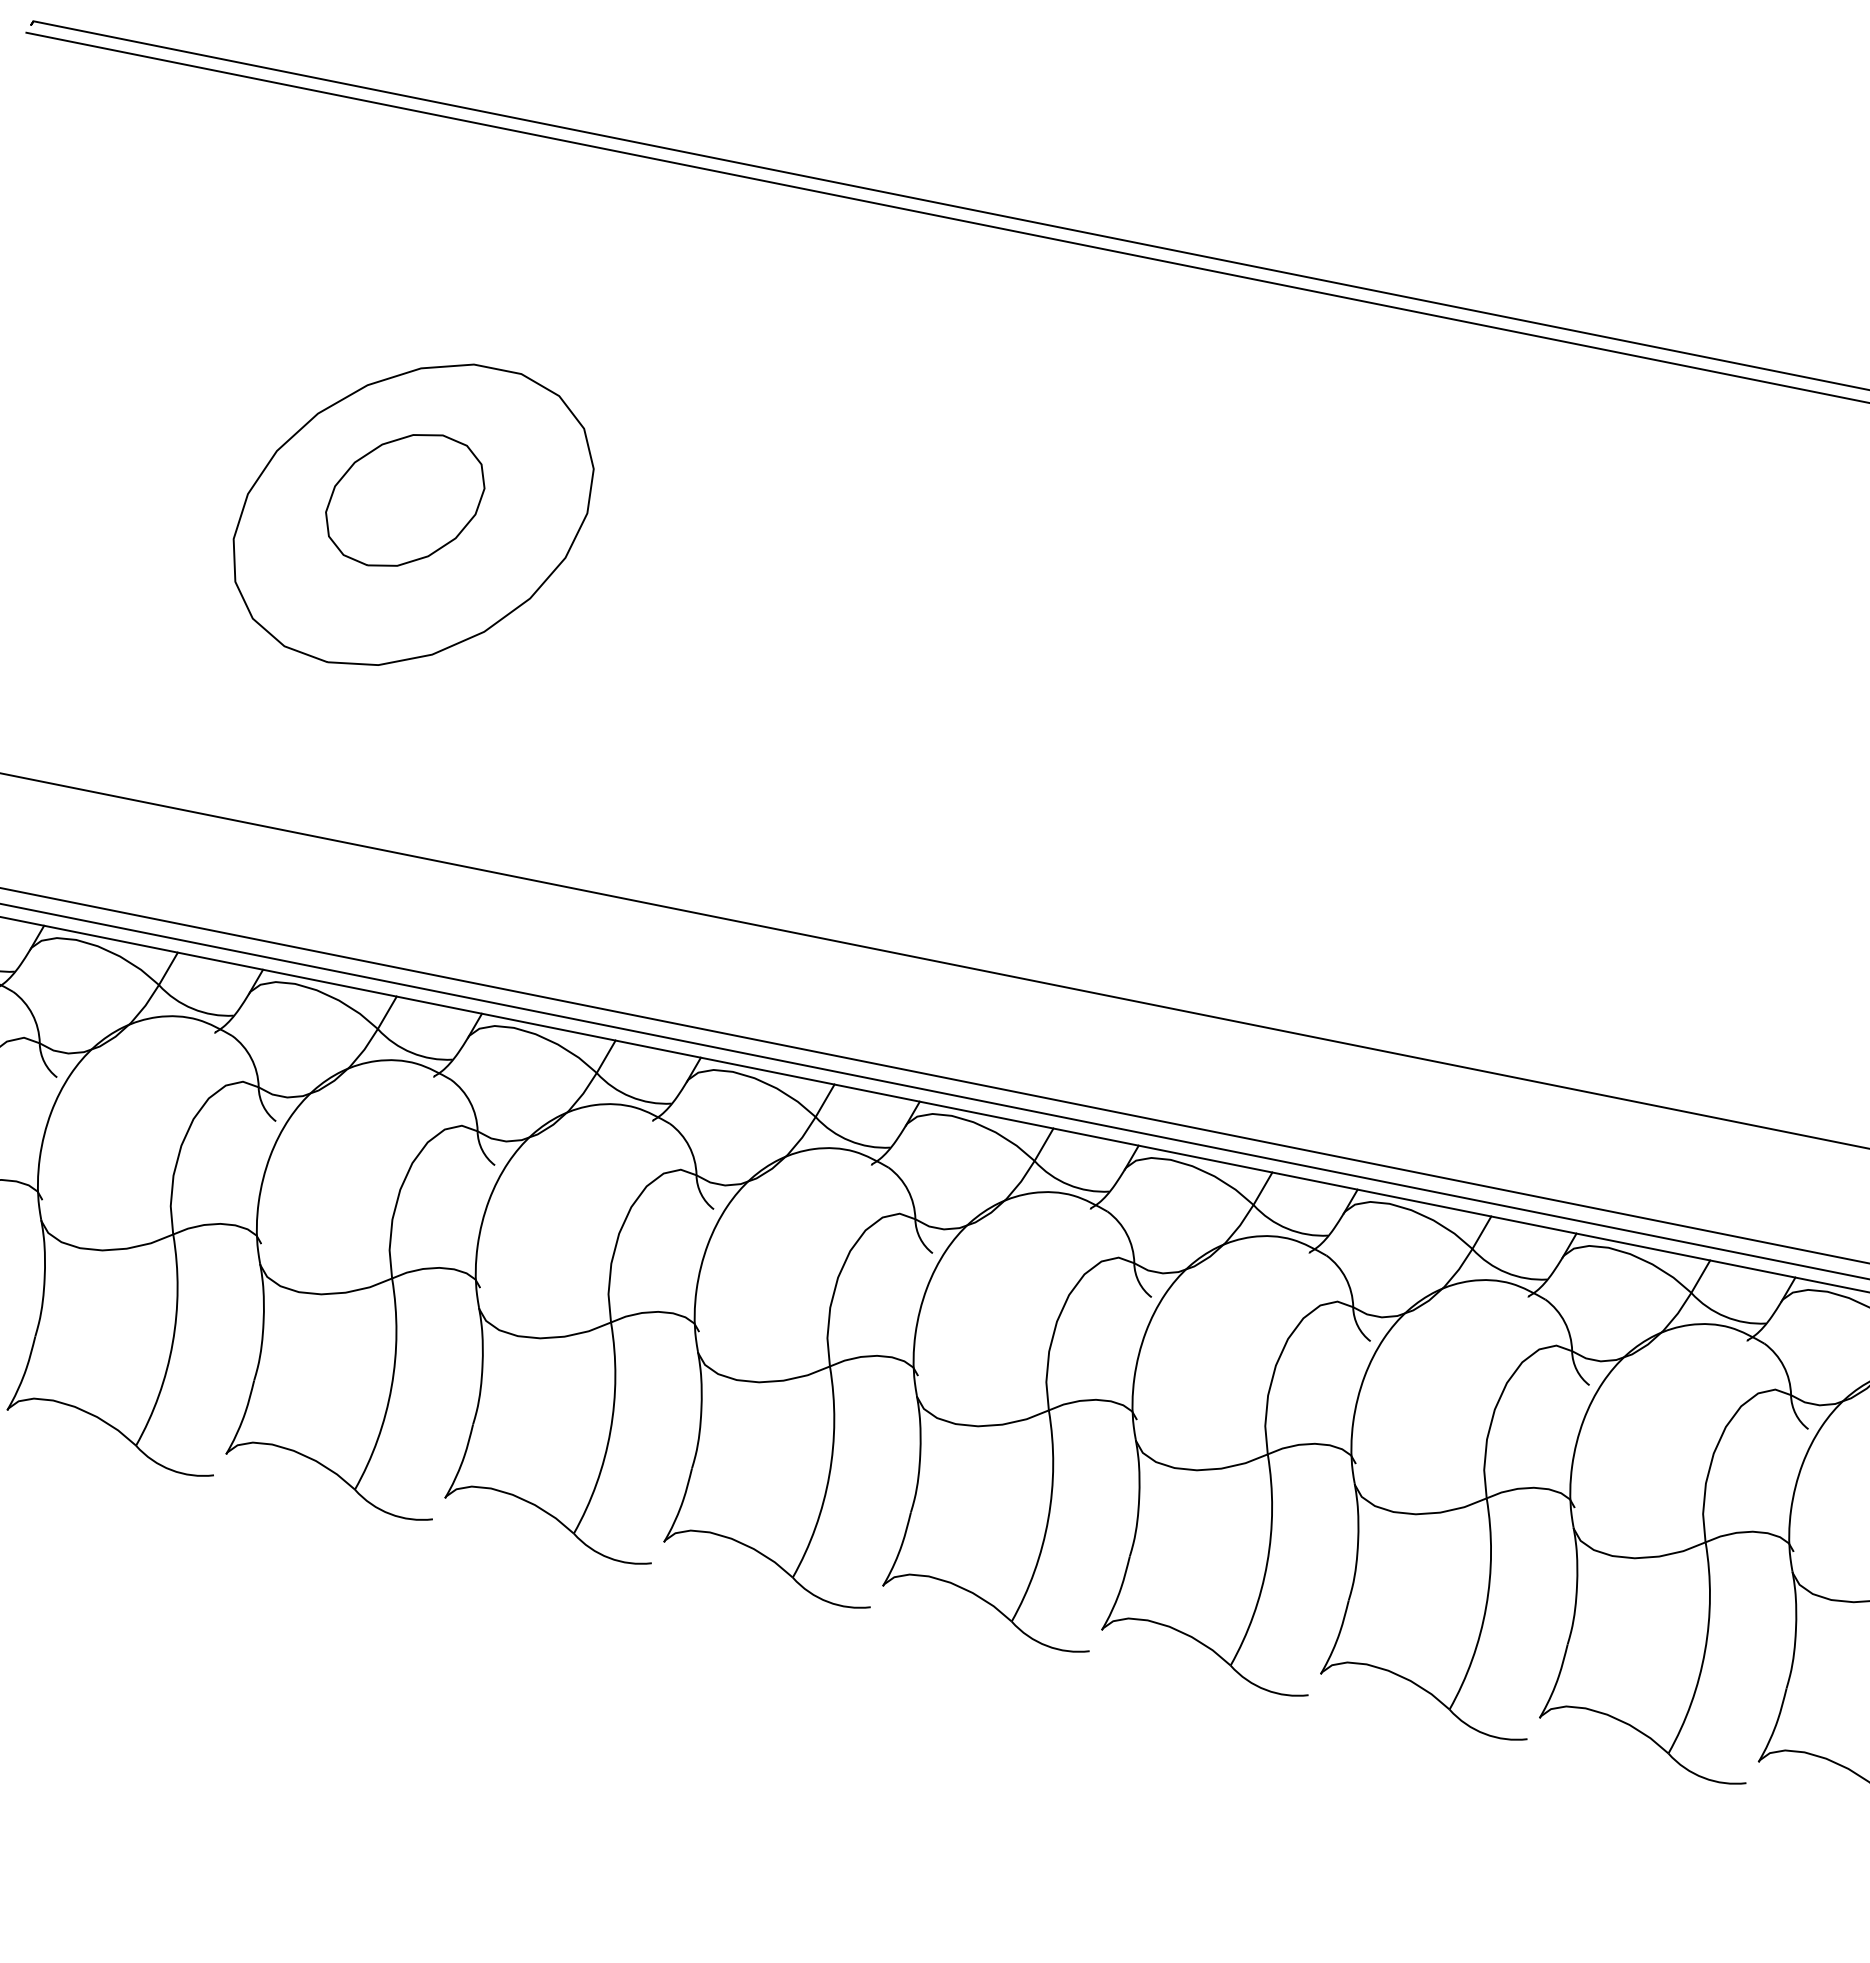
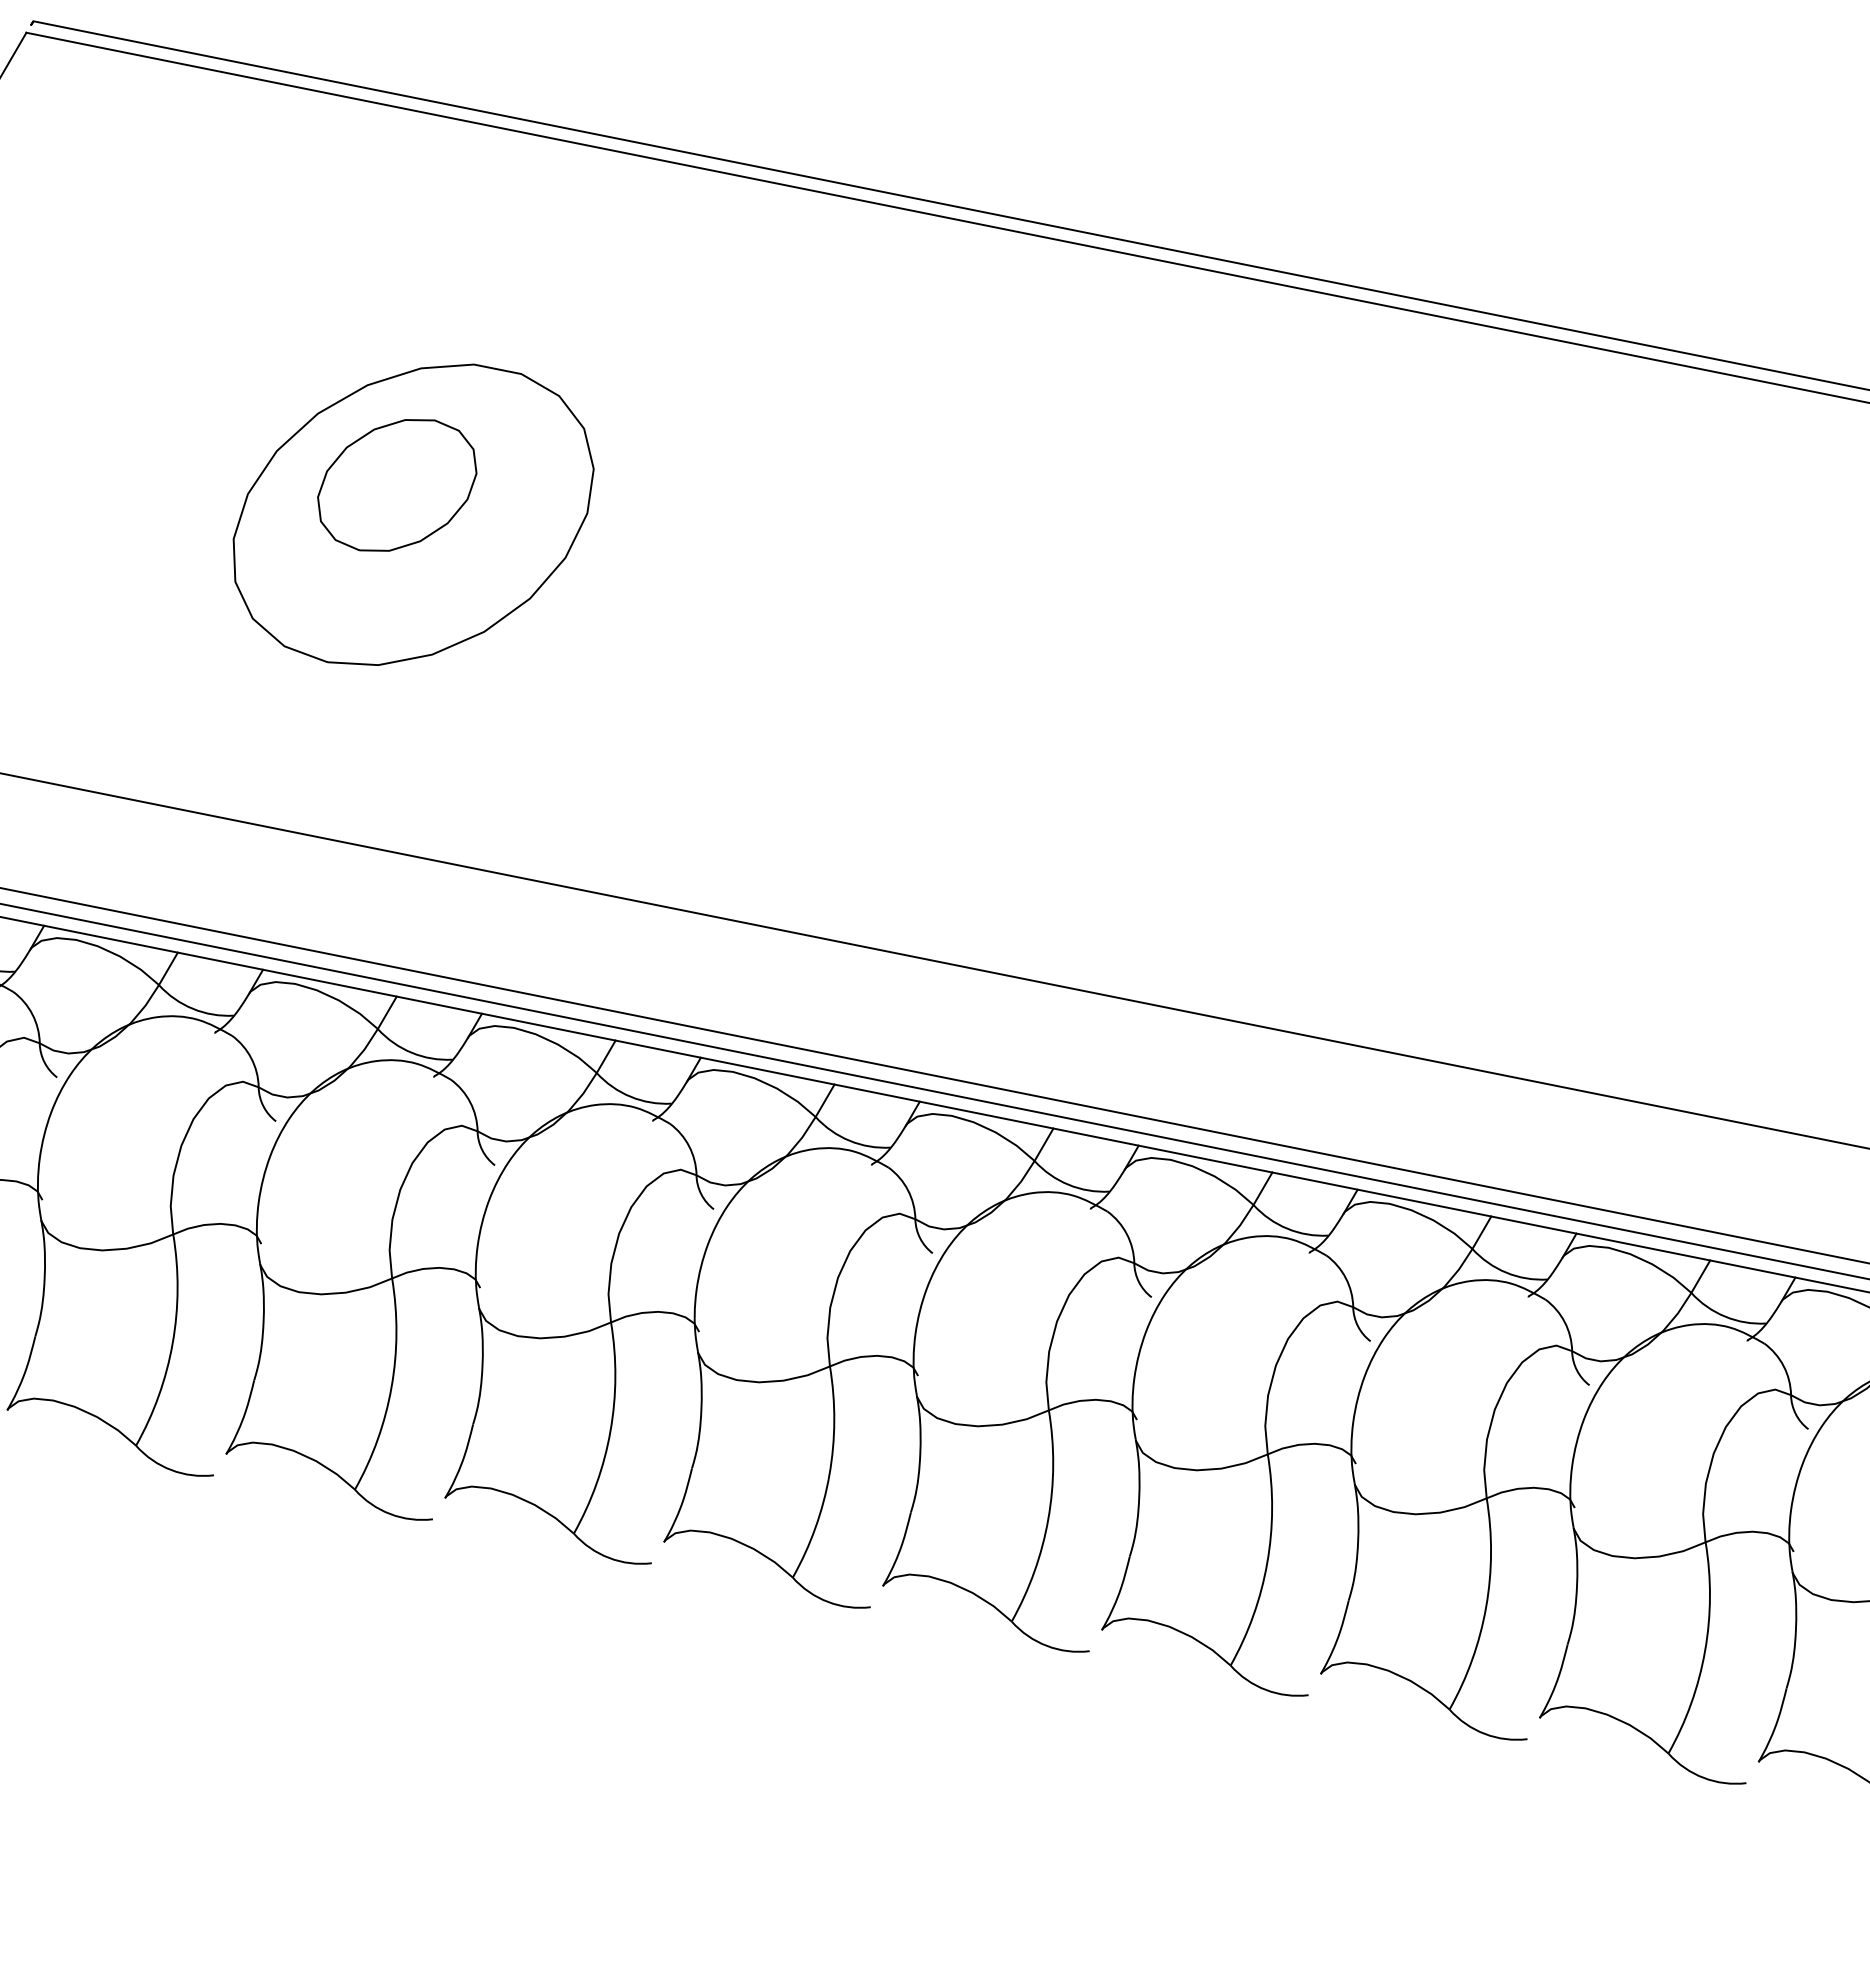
line: none -> present (14, 53)
part position: (405, 500) -> (397, 485) (397, 485)
